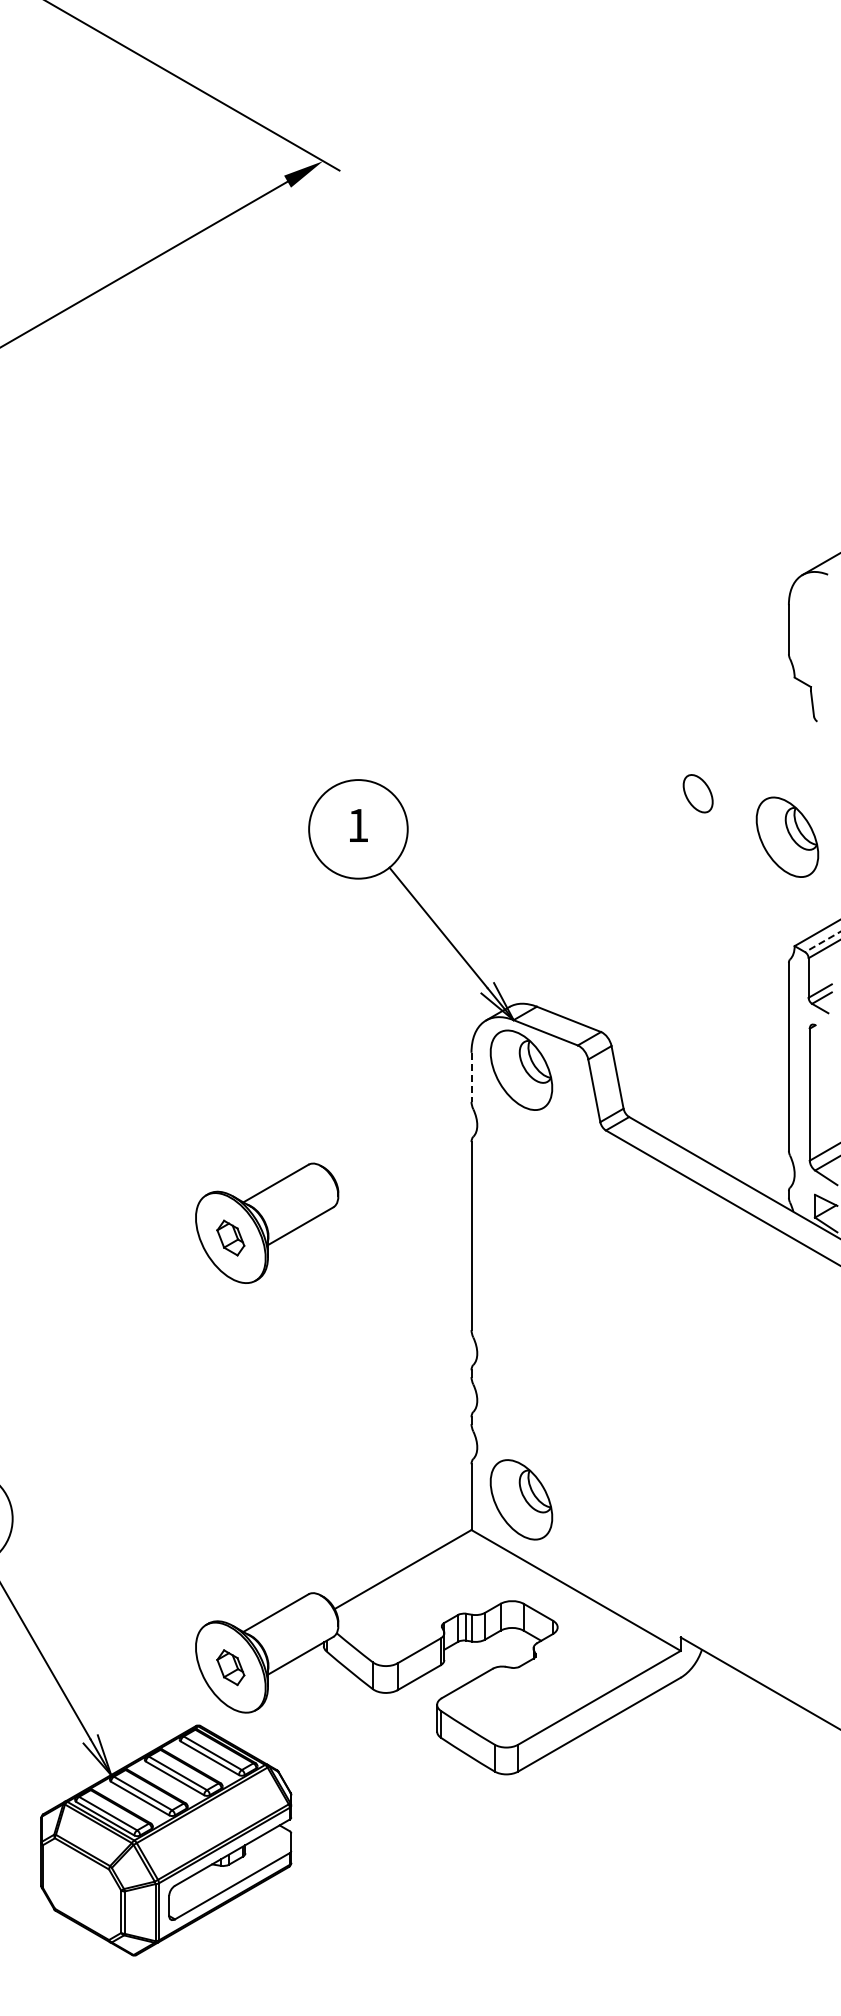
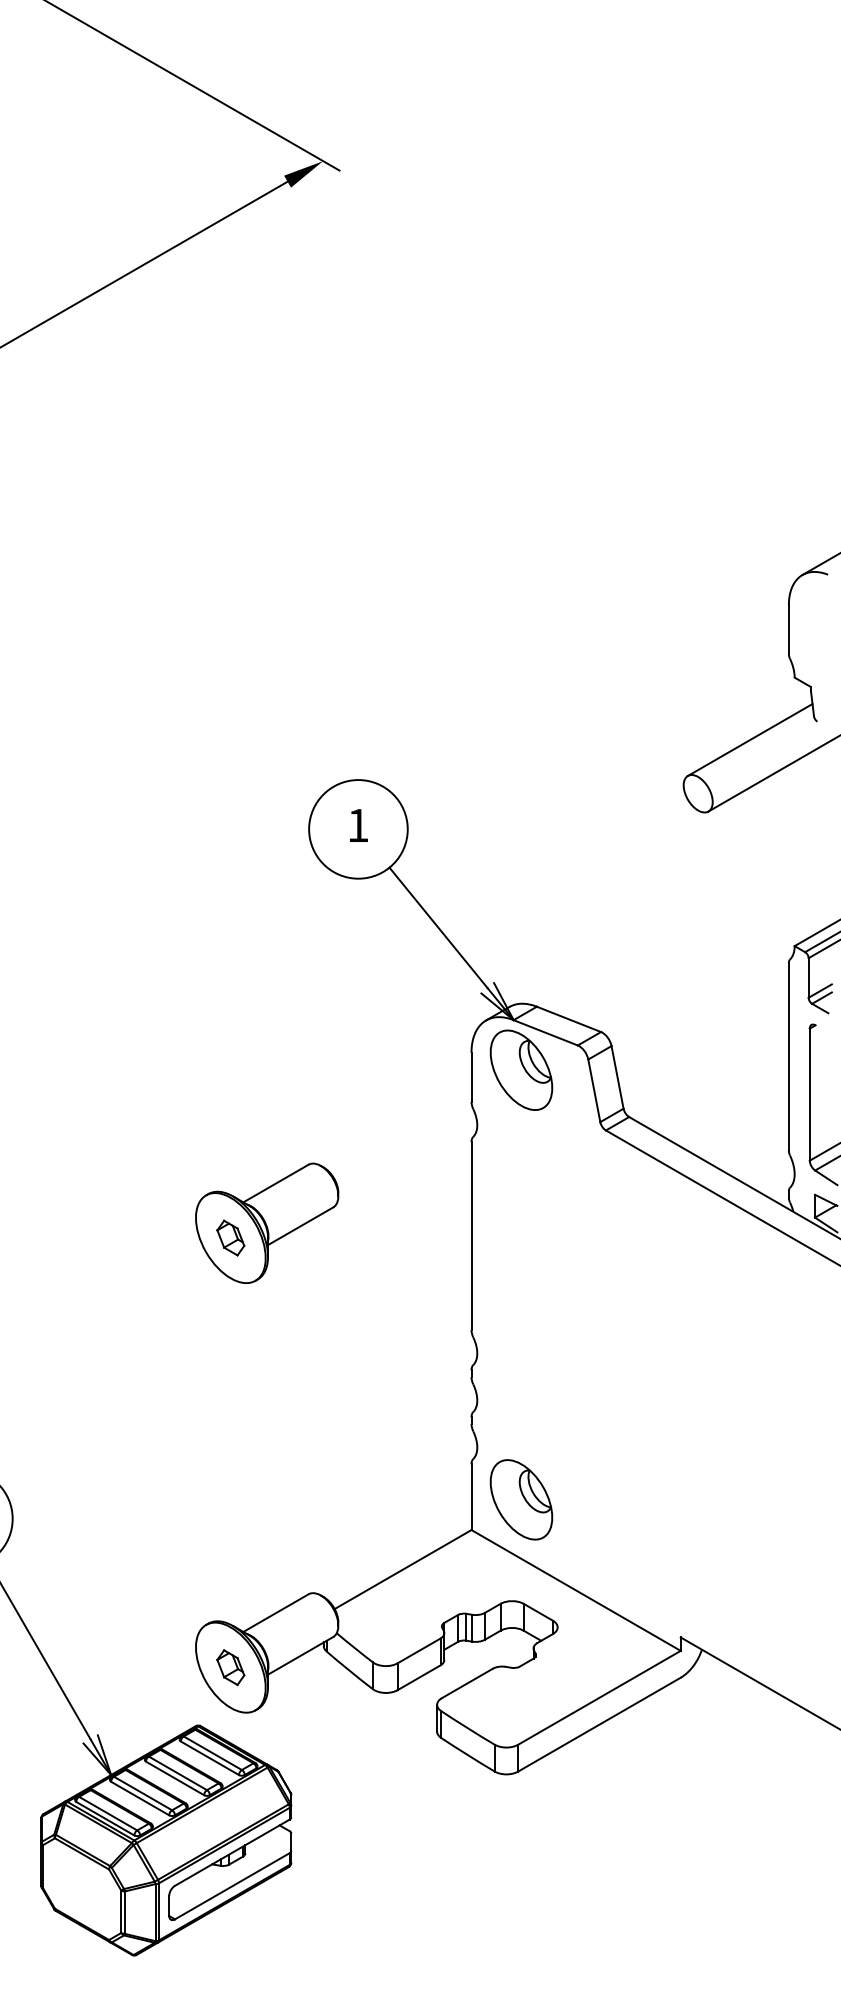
line: none -> present (749, 739)
line: none -> present (772, 773)
part: present -> none (787, 836)
line: dashed -> solid (822, 942)
line: dashed -> solid (471, 1077)
